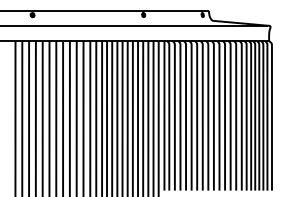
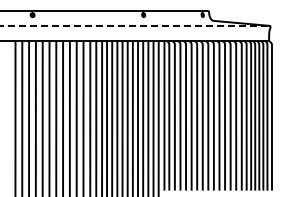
line: solid -> dashed (134, 25)
